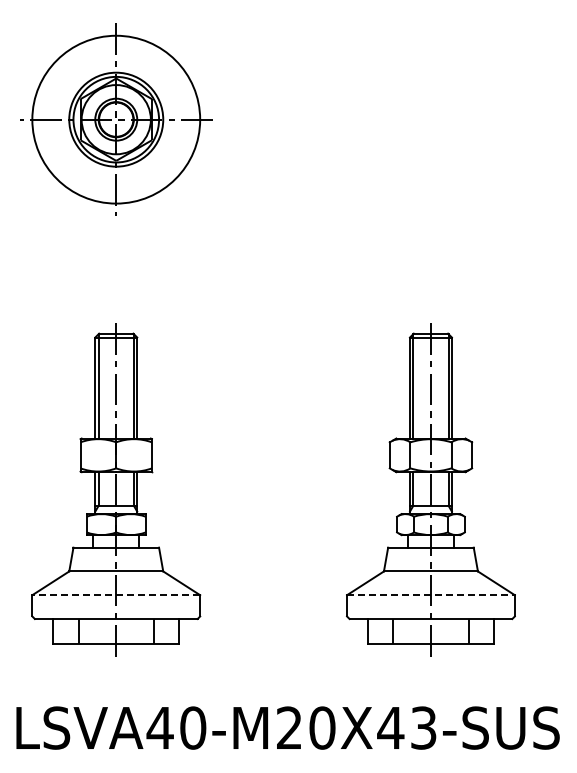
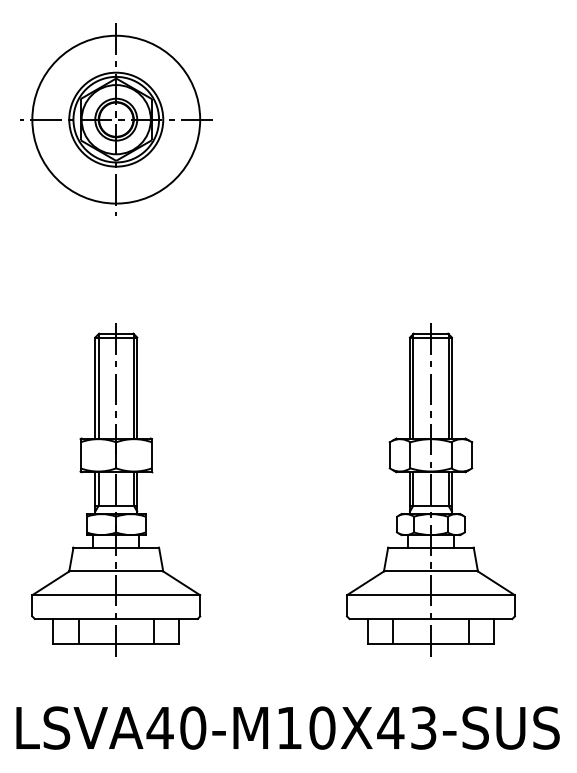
line: dashed -> solid (116, 595)
line: dashed -> solid (430, 595)
text: LSVA40-M20X43-SUS -> LSVA40-M10X43-SUS (289, 727)
